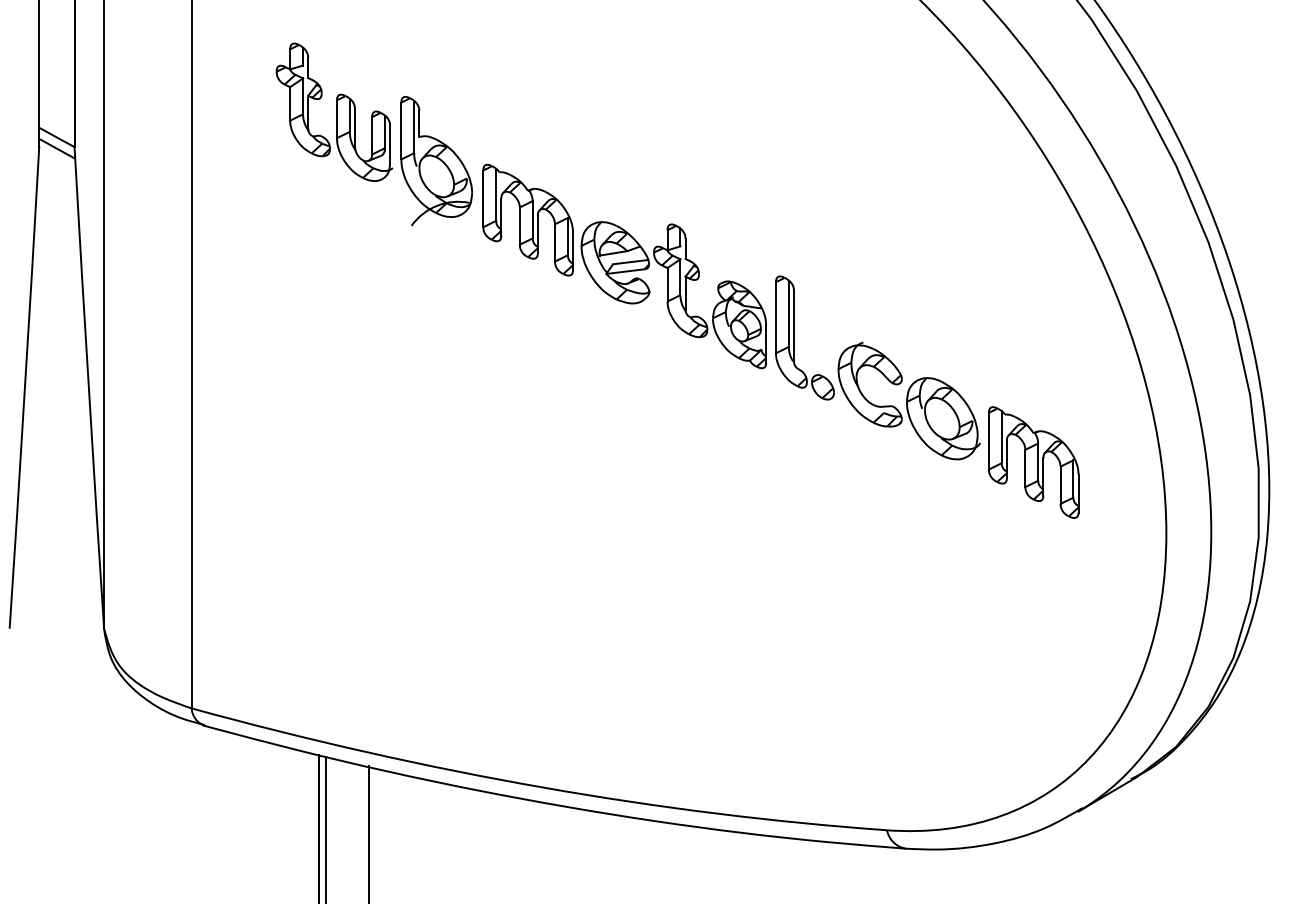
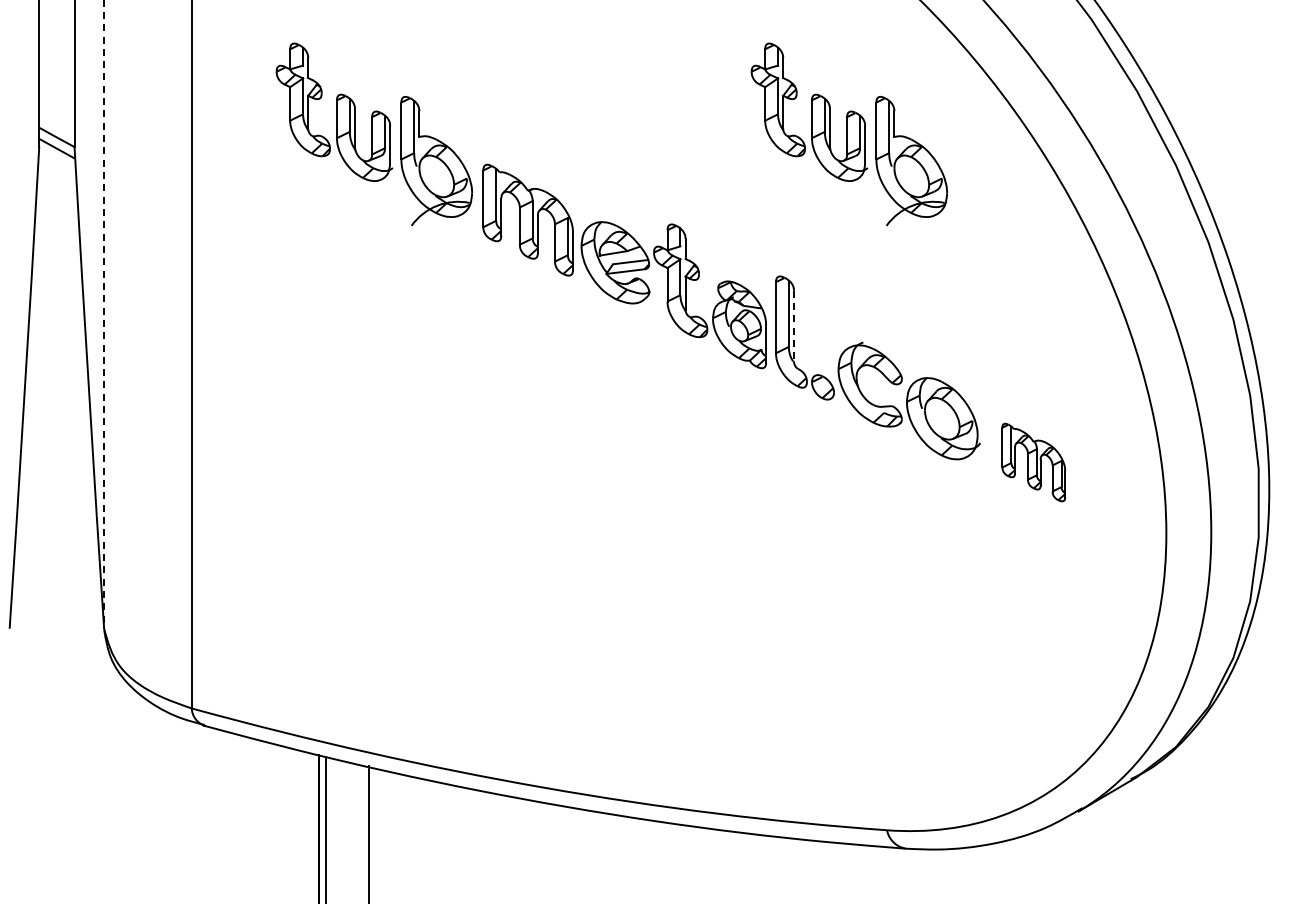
part: none -> present (848, 134)
line: solid -> dashed (104, 314)
line: solid -> dashed (794, 326)
part size: 92x113 px -> 66x81 px (1033, 462)
